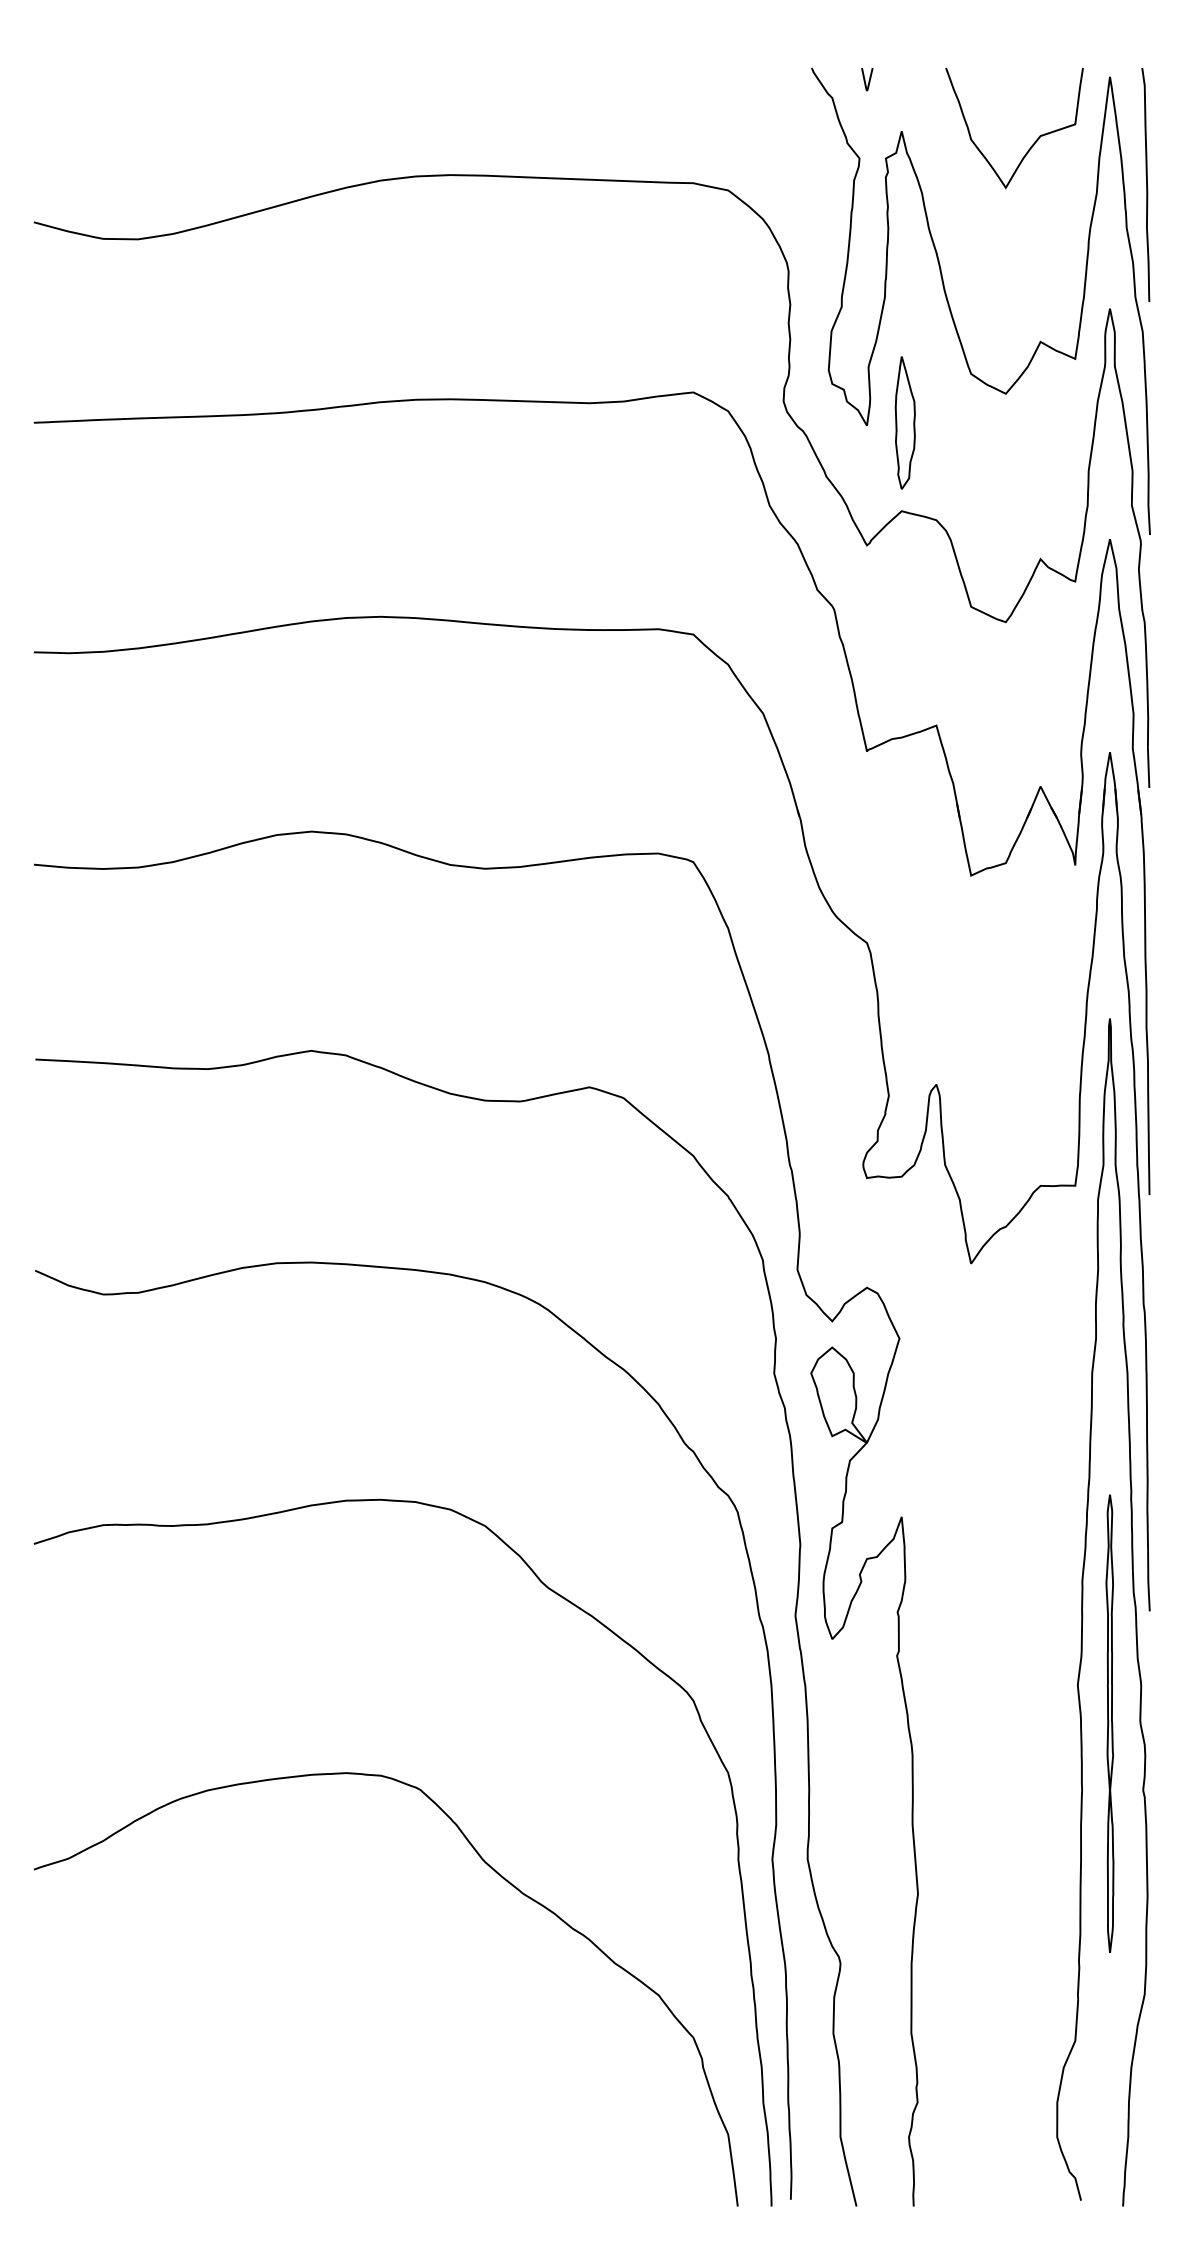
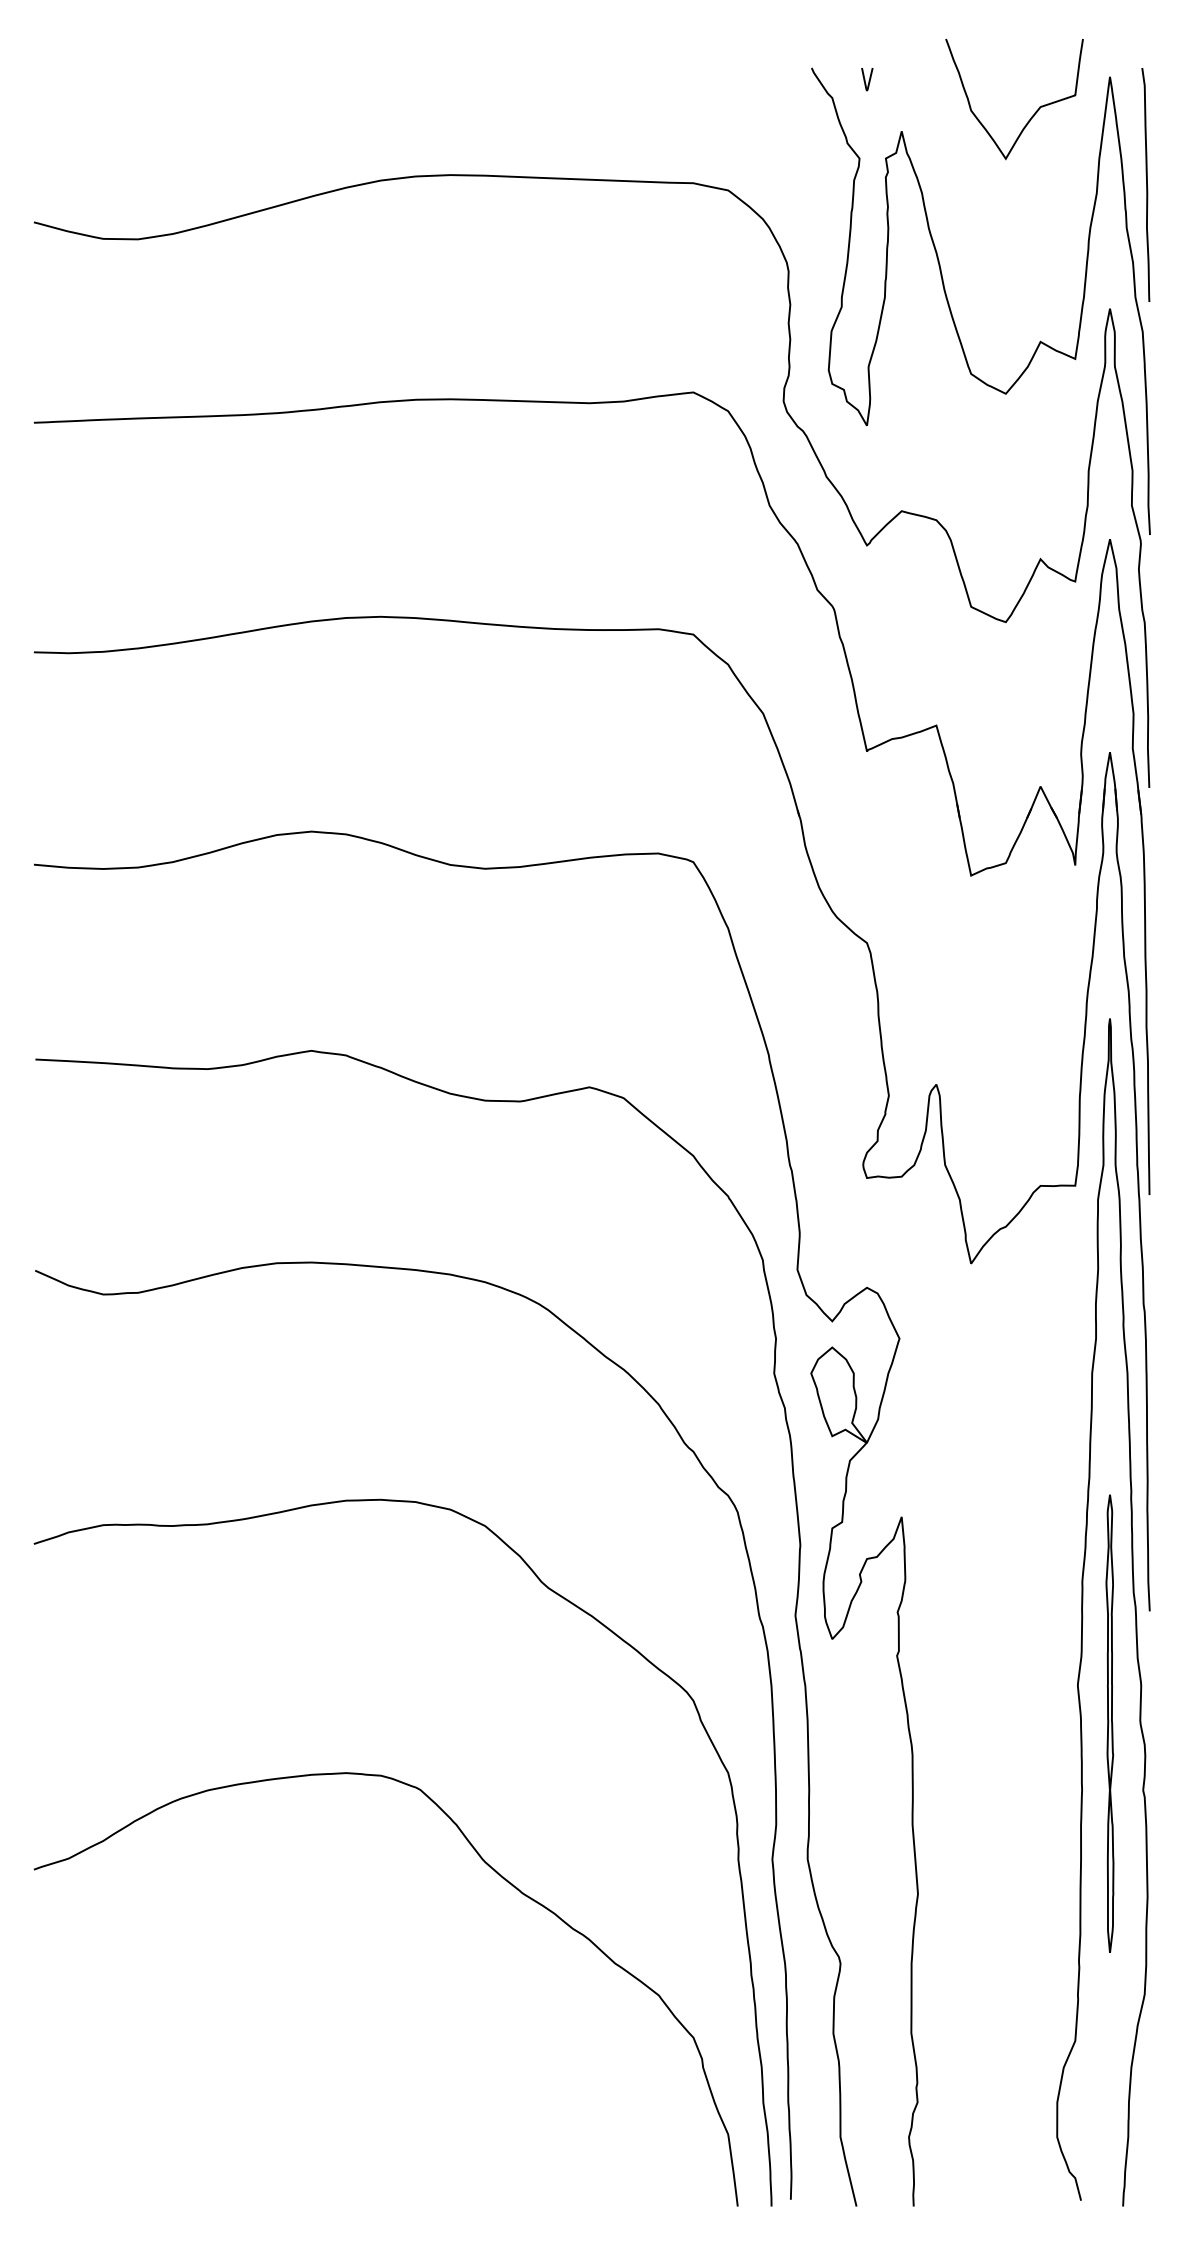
curve position: (1034, 141) -> (1034, 112) (1034, 112)
part: present -> none (904, 422)
